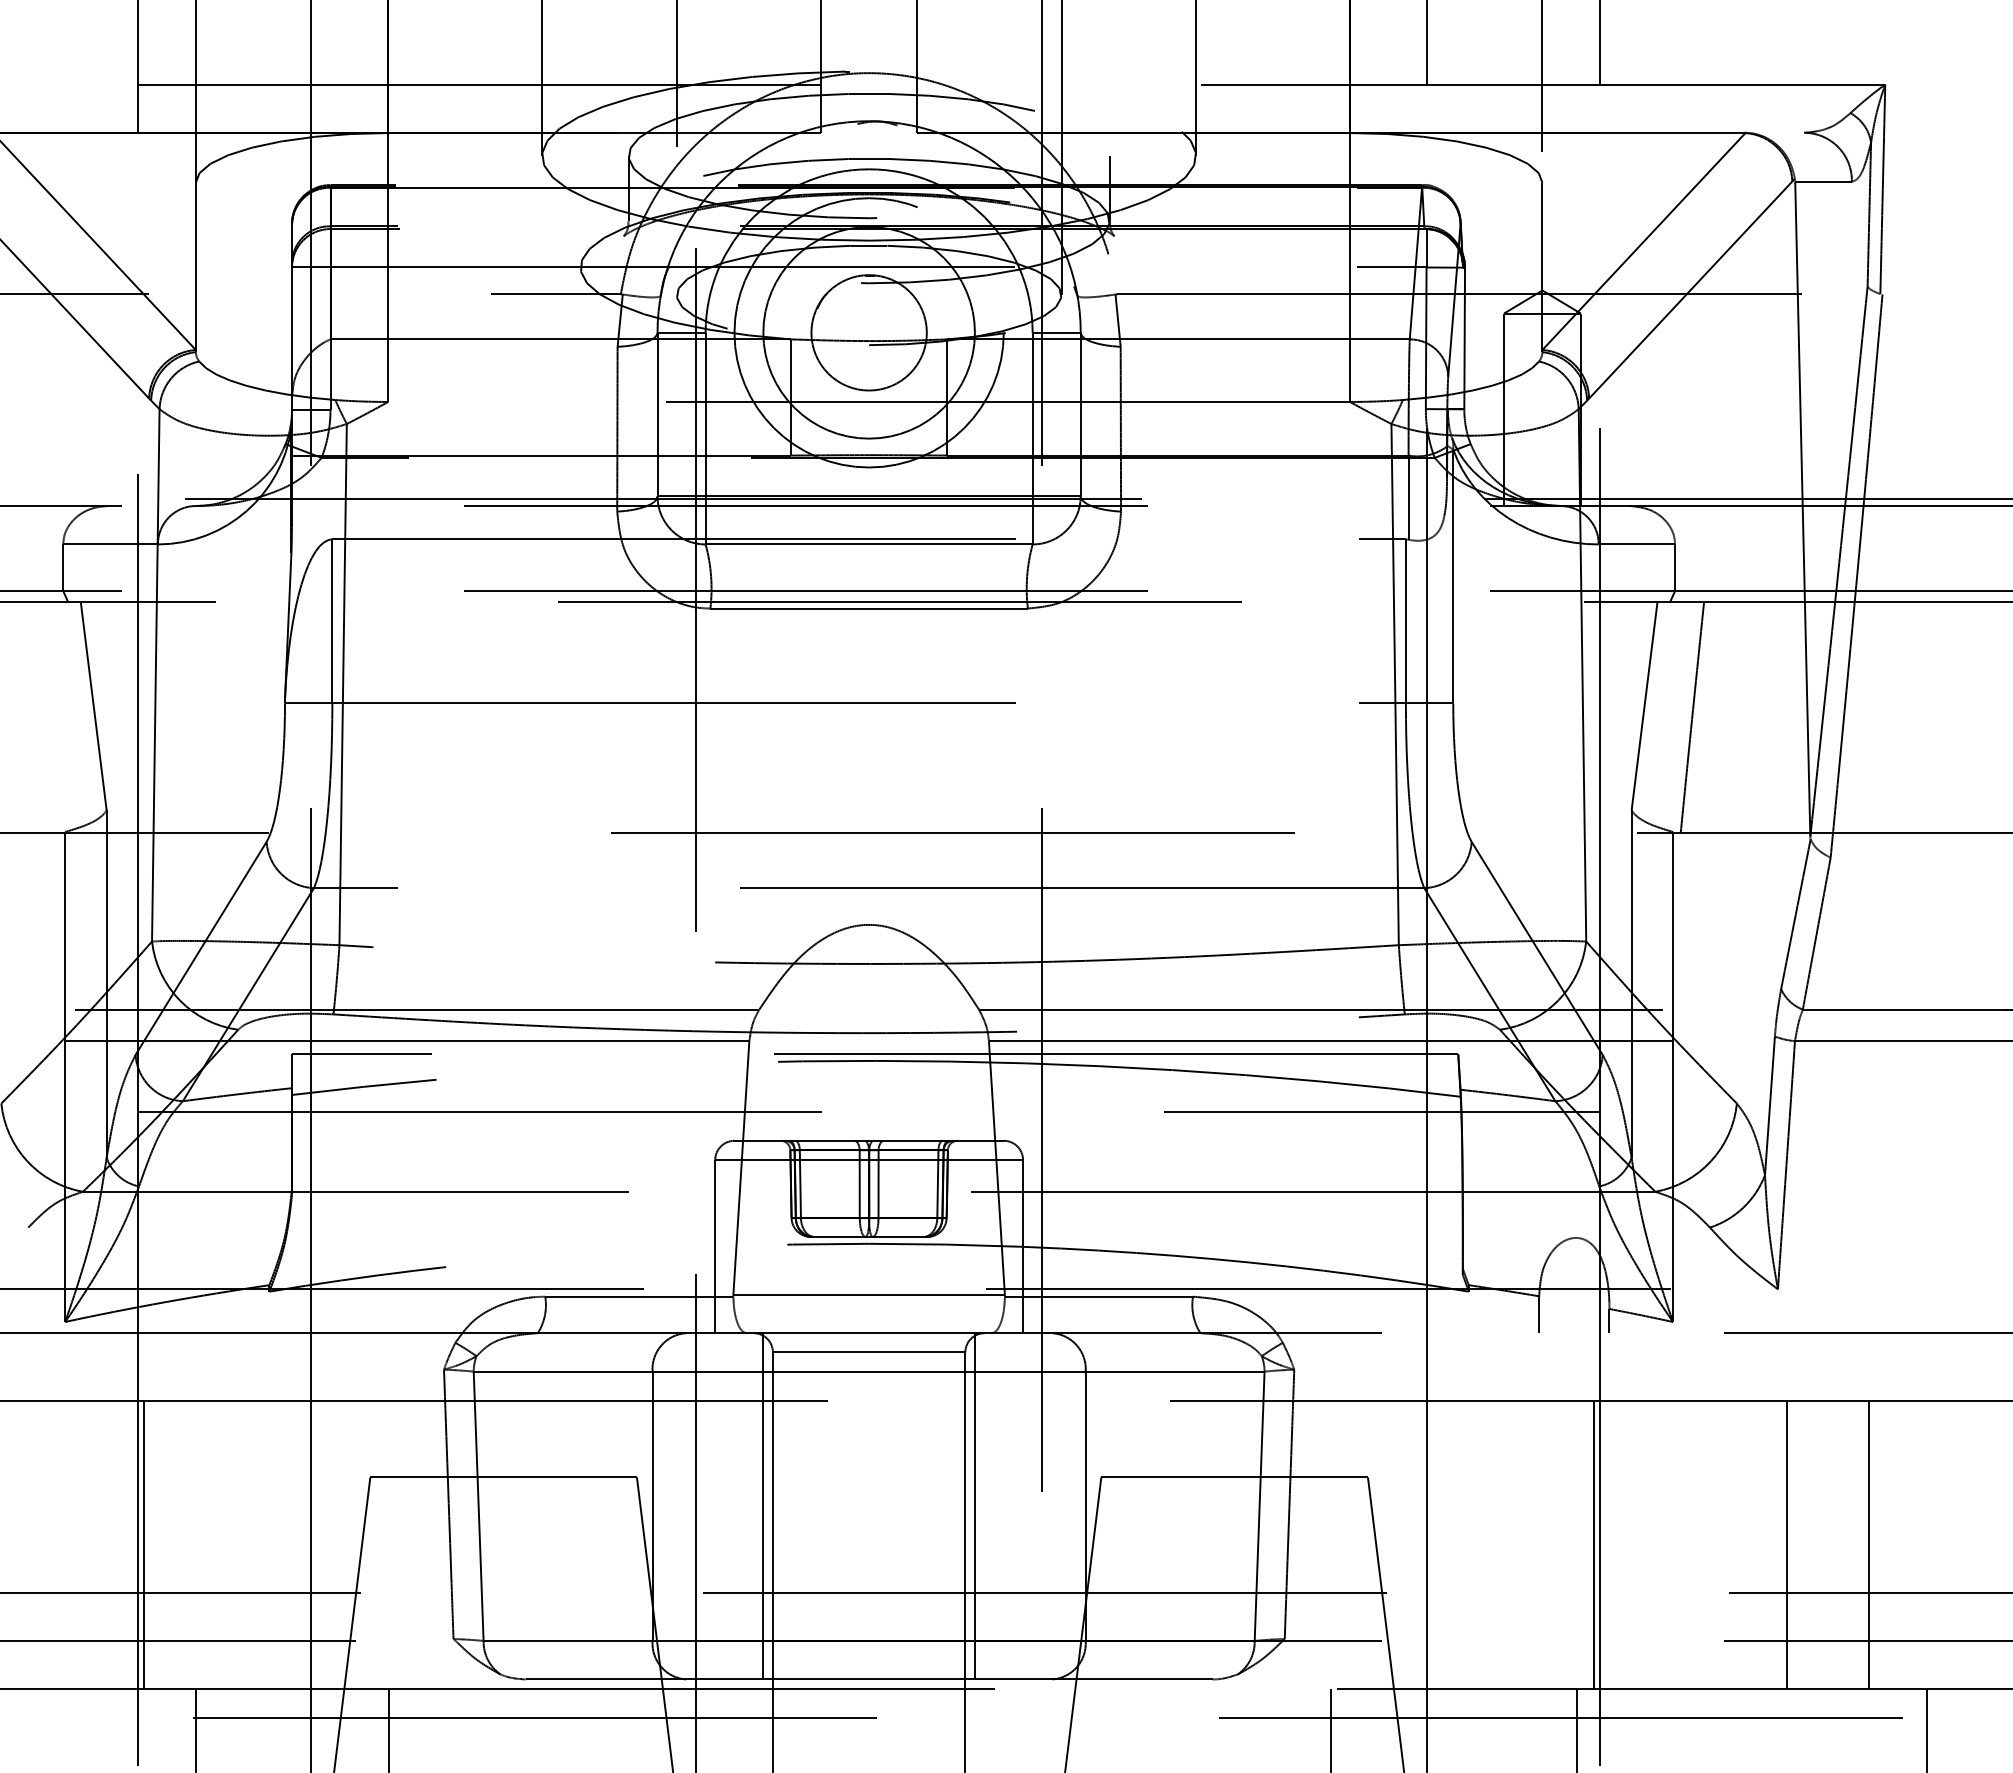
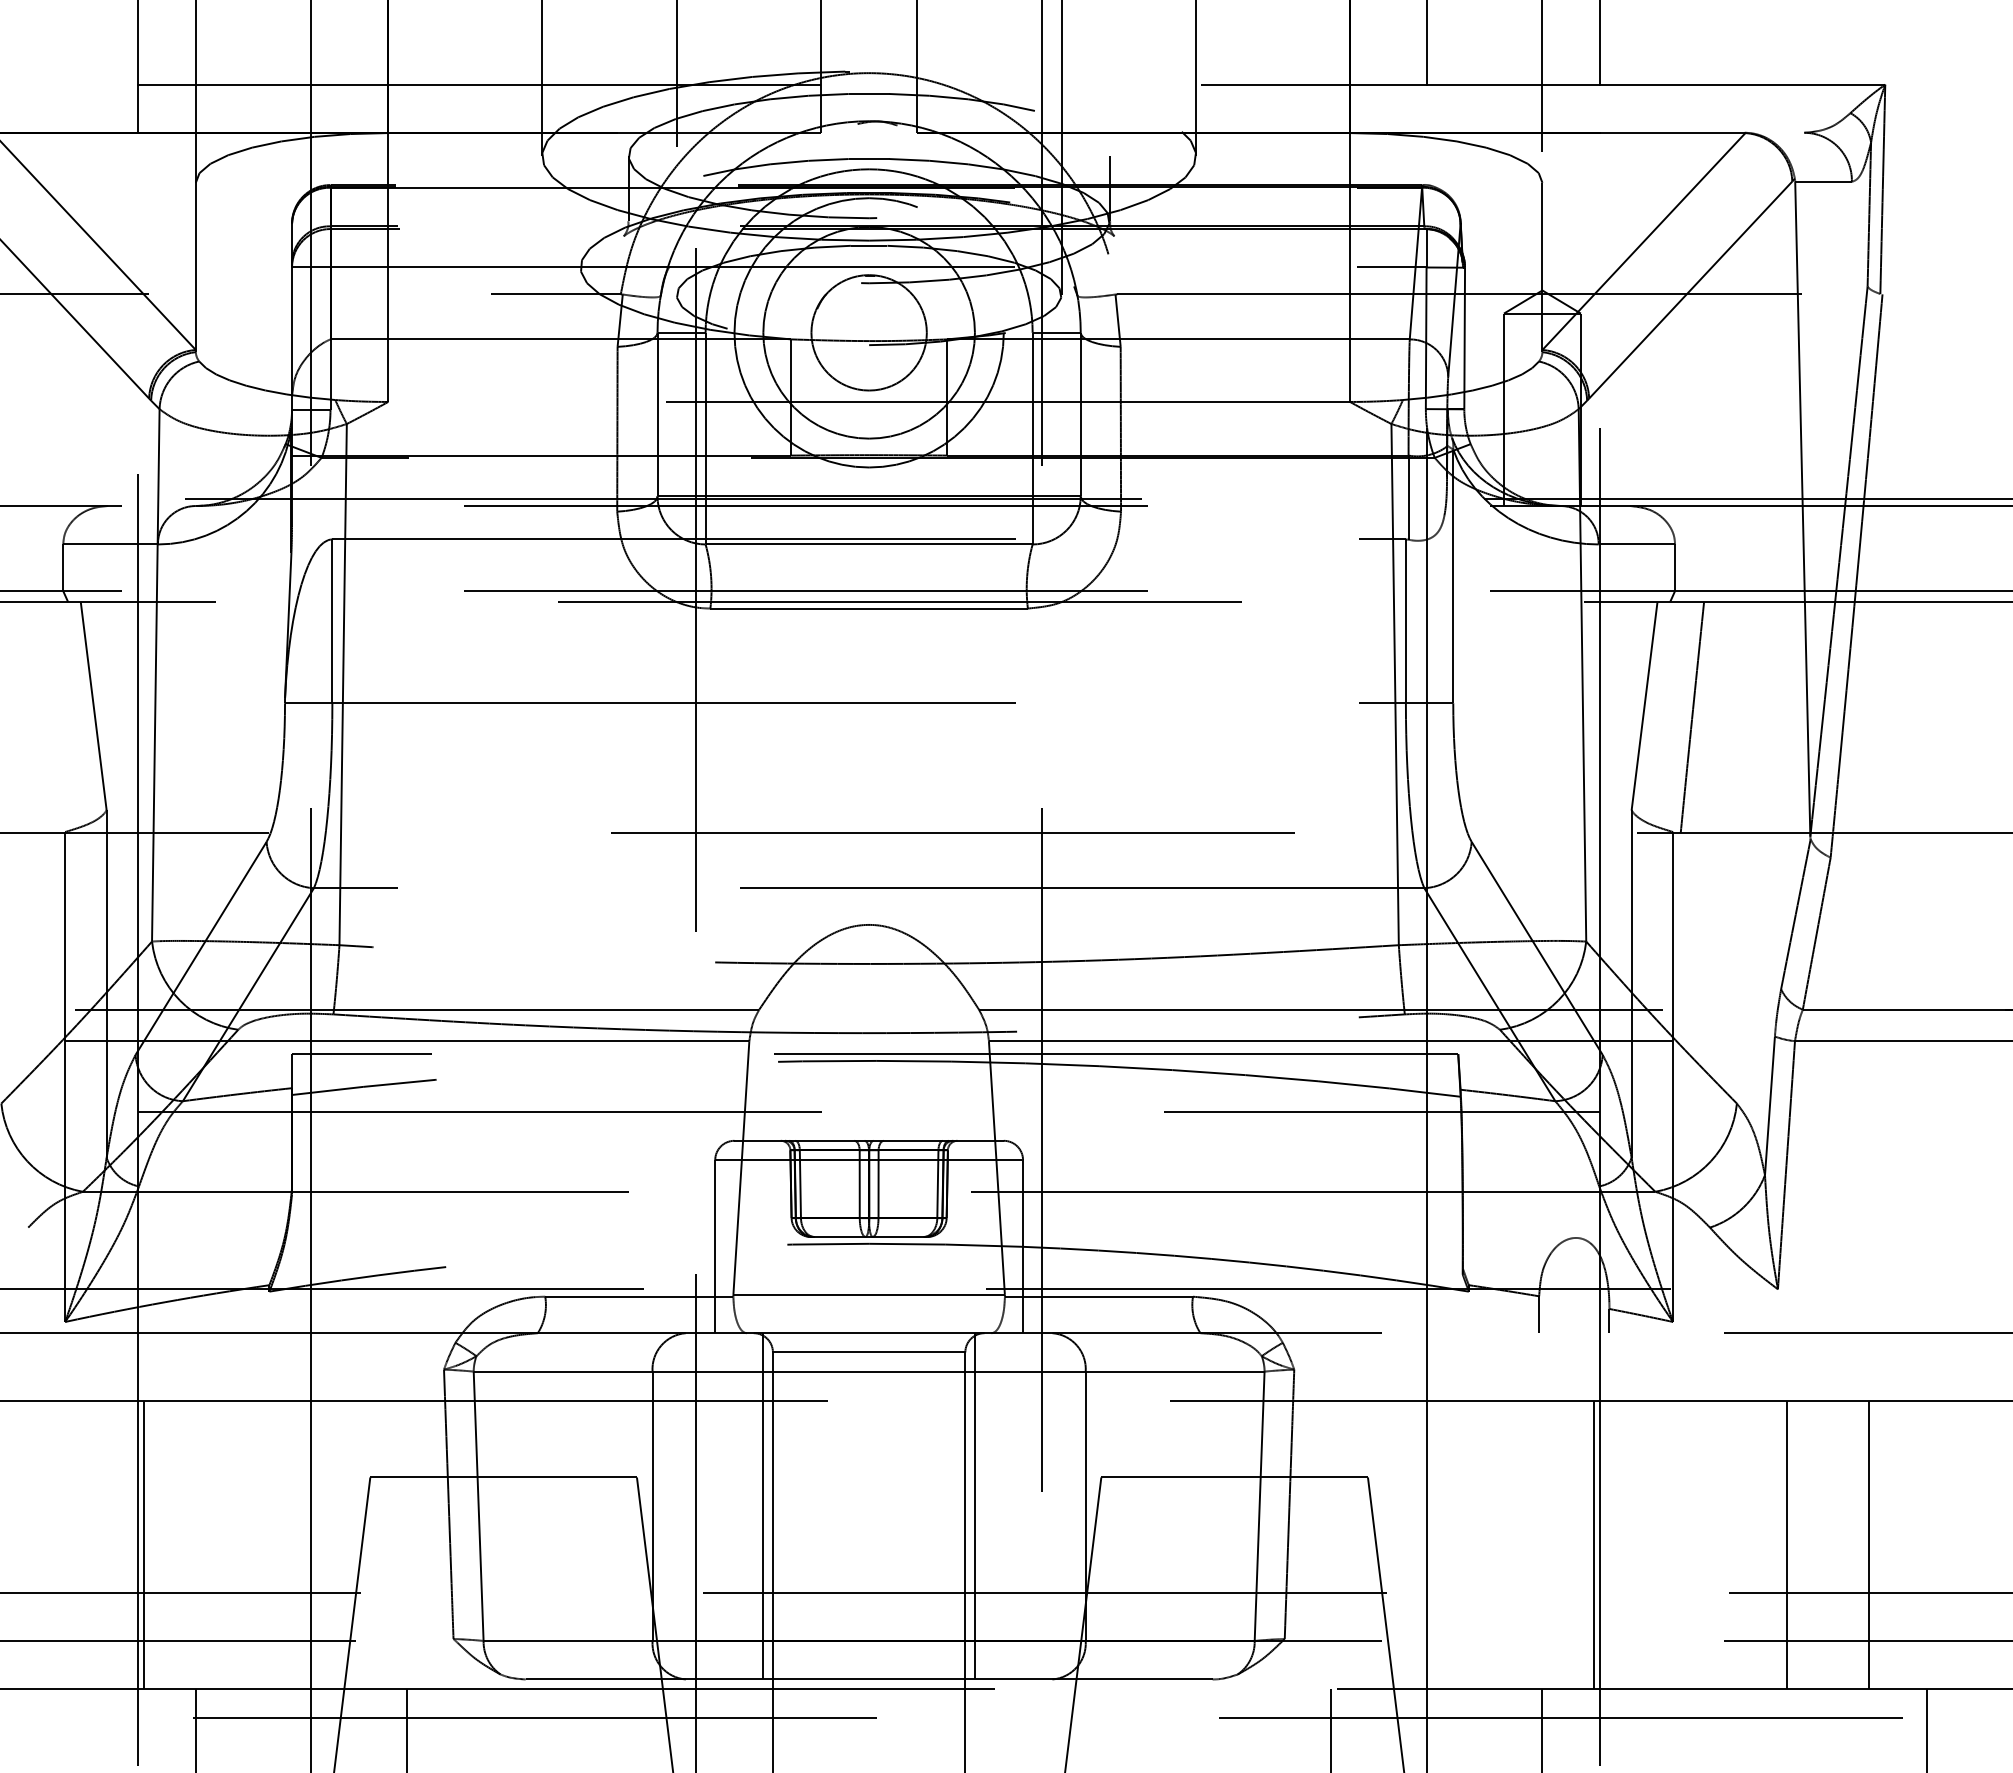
line position: (389, 1729) -> (407, 1729) (407, 1729)
line position: (1577, 1729) -> (1542, 1729) (1542, 1729)
